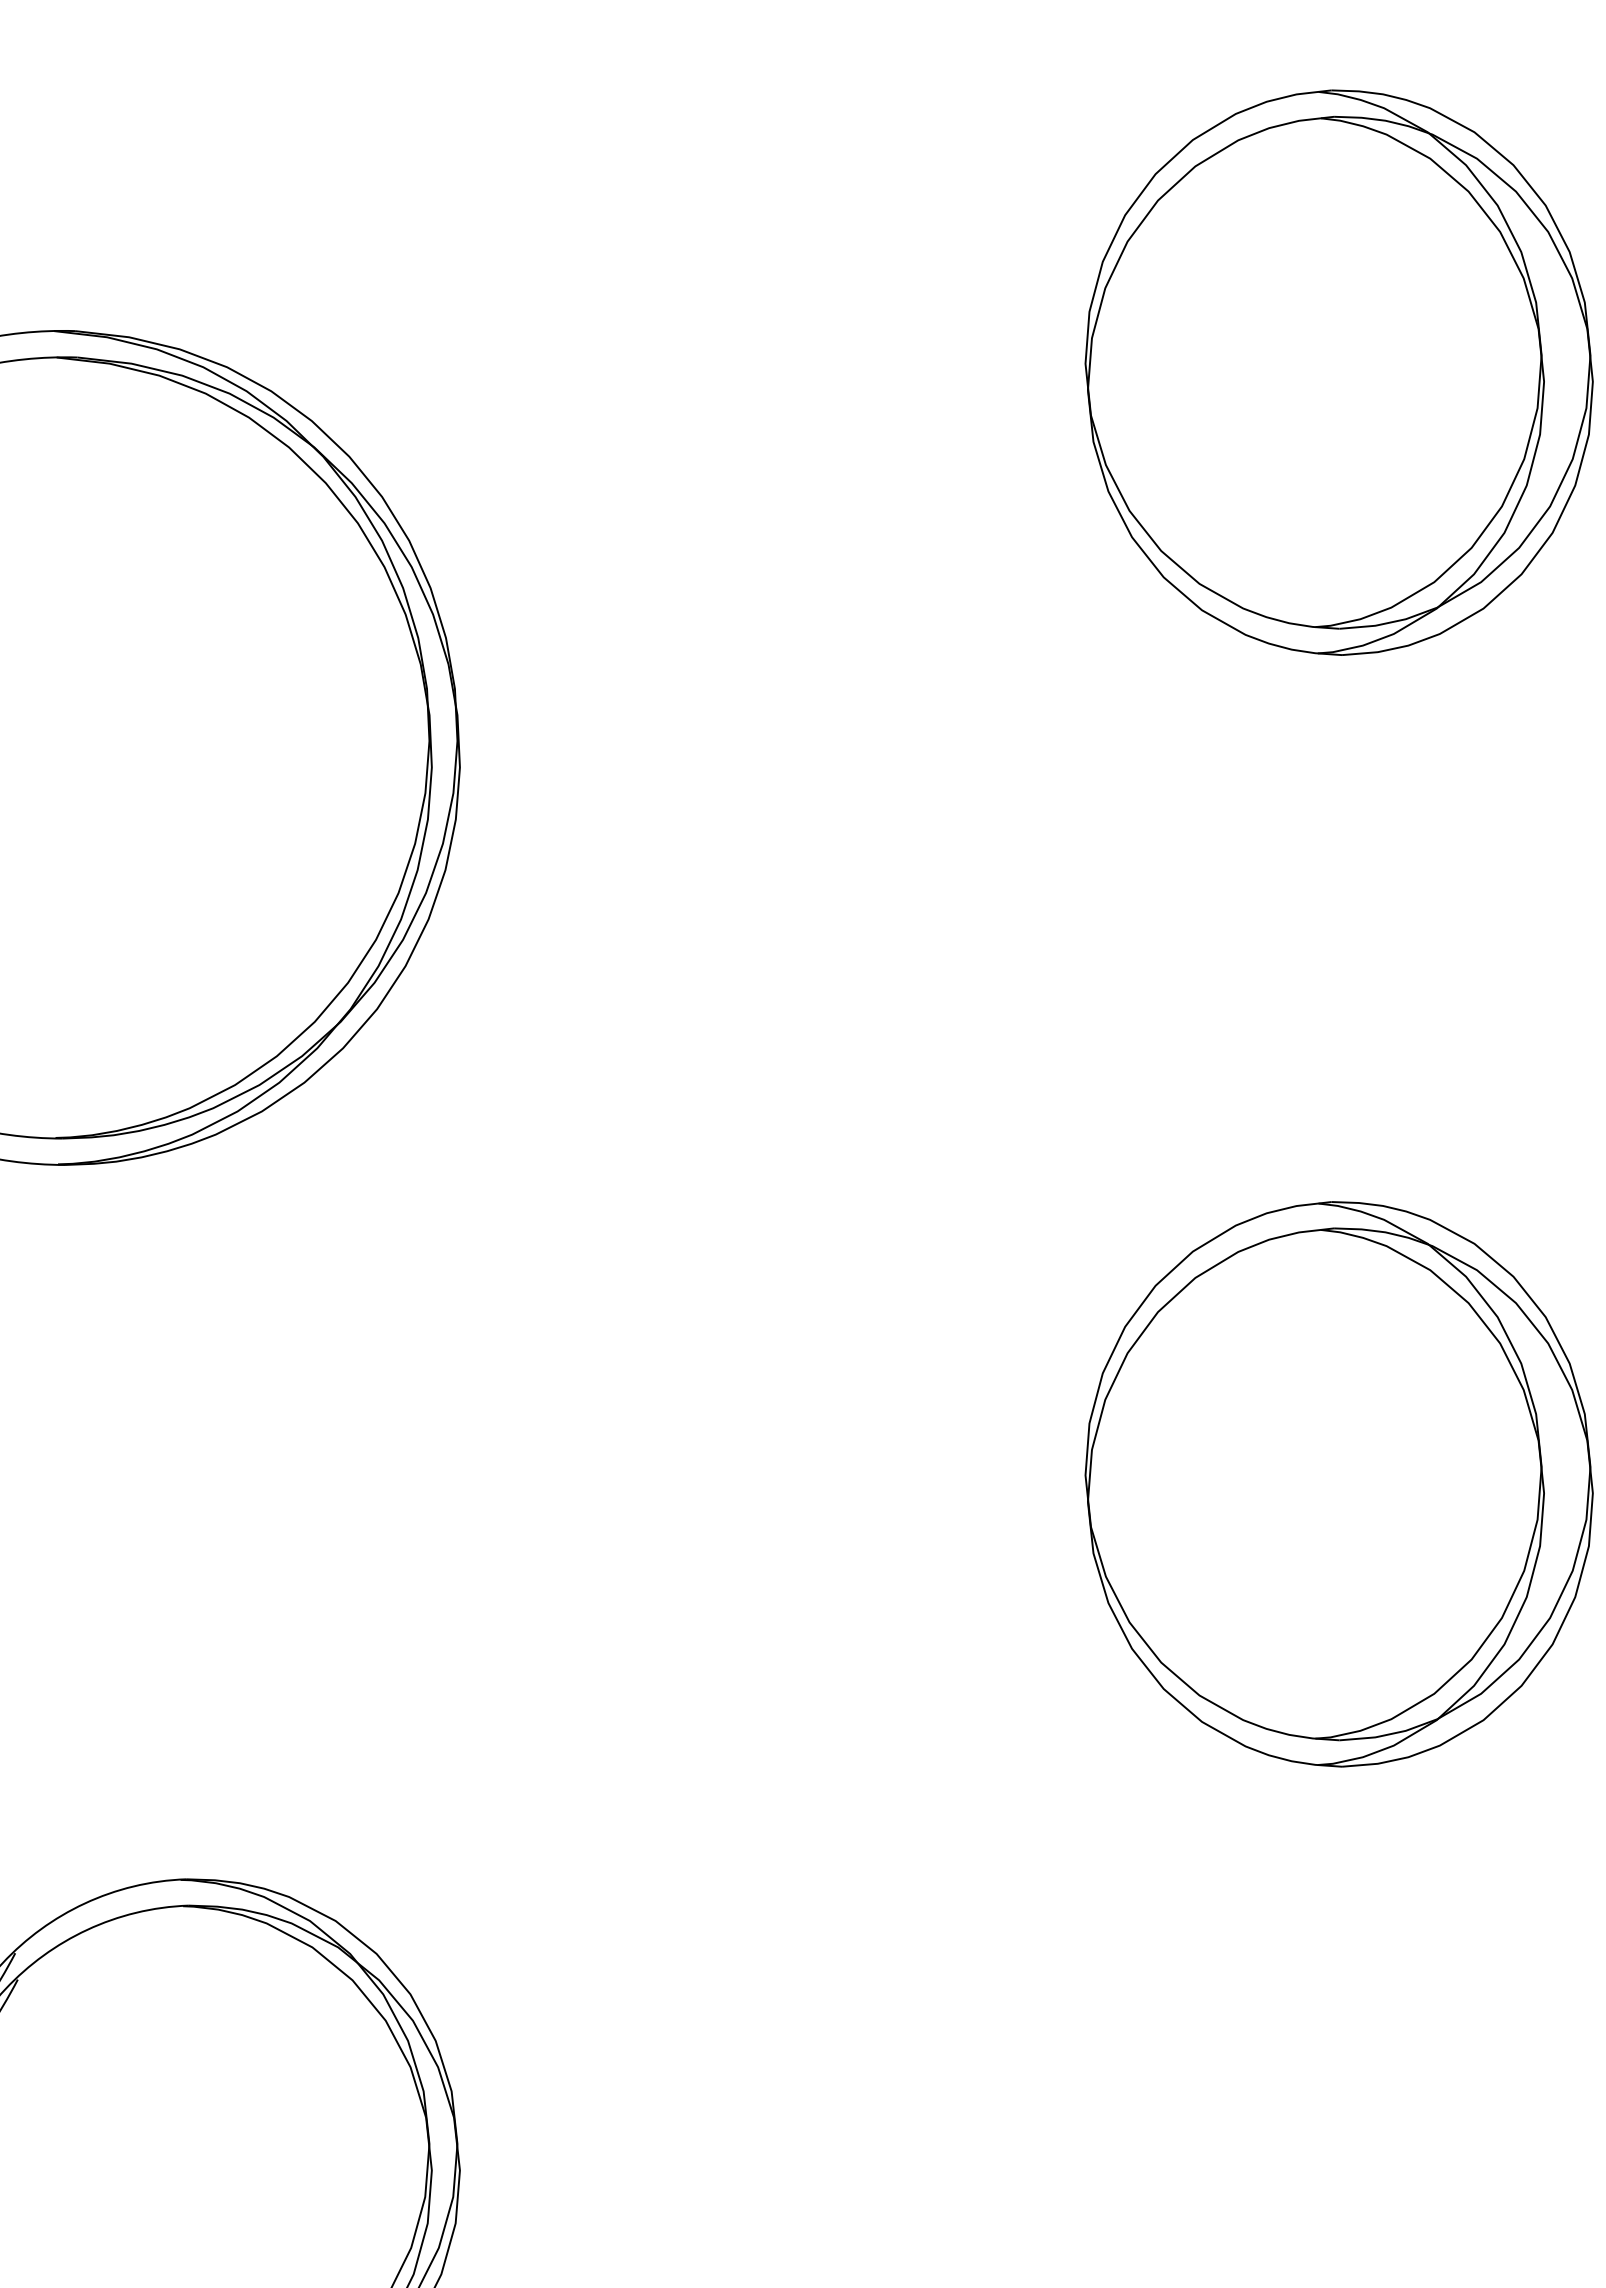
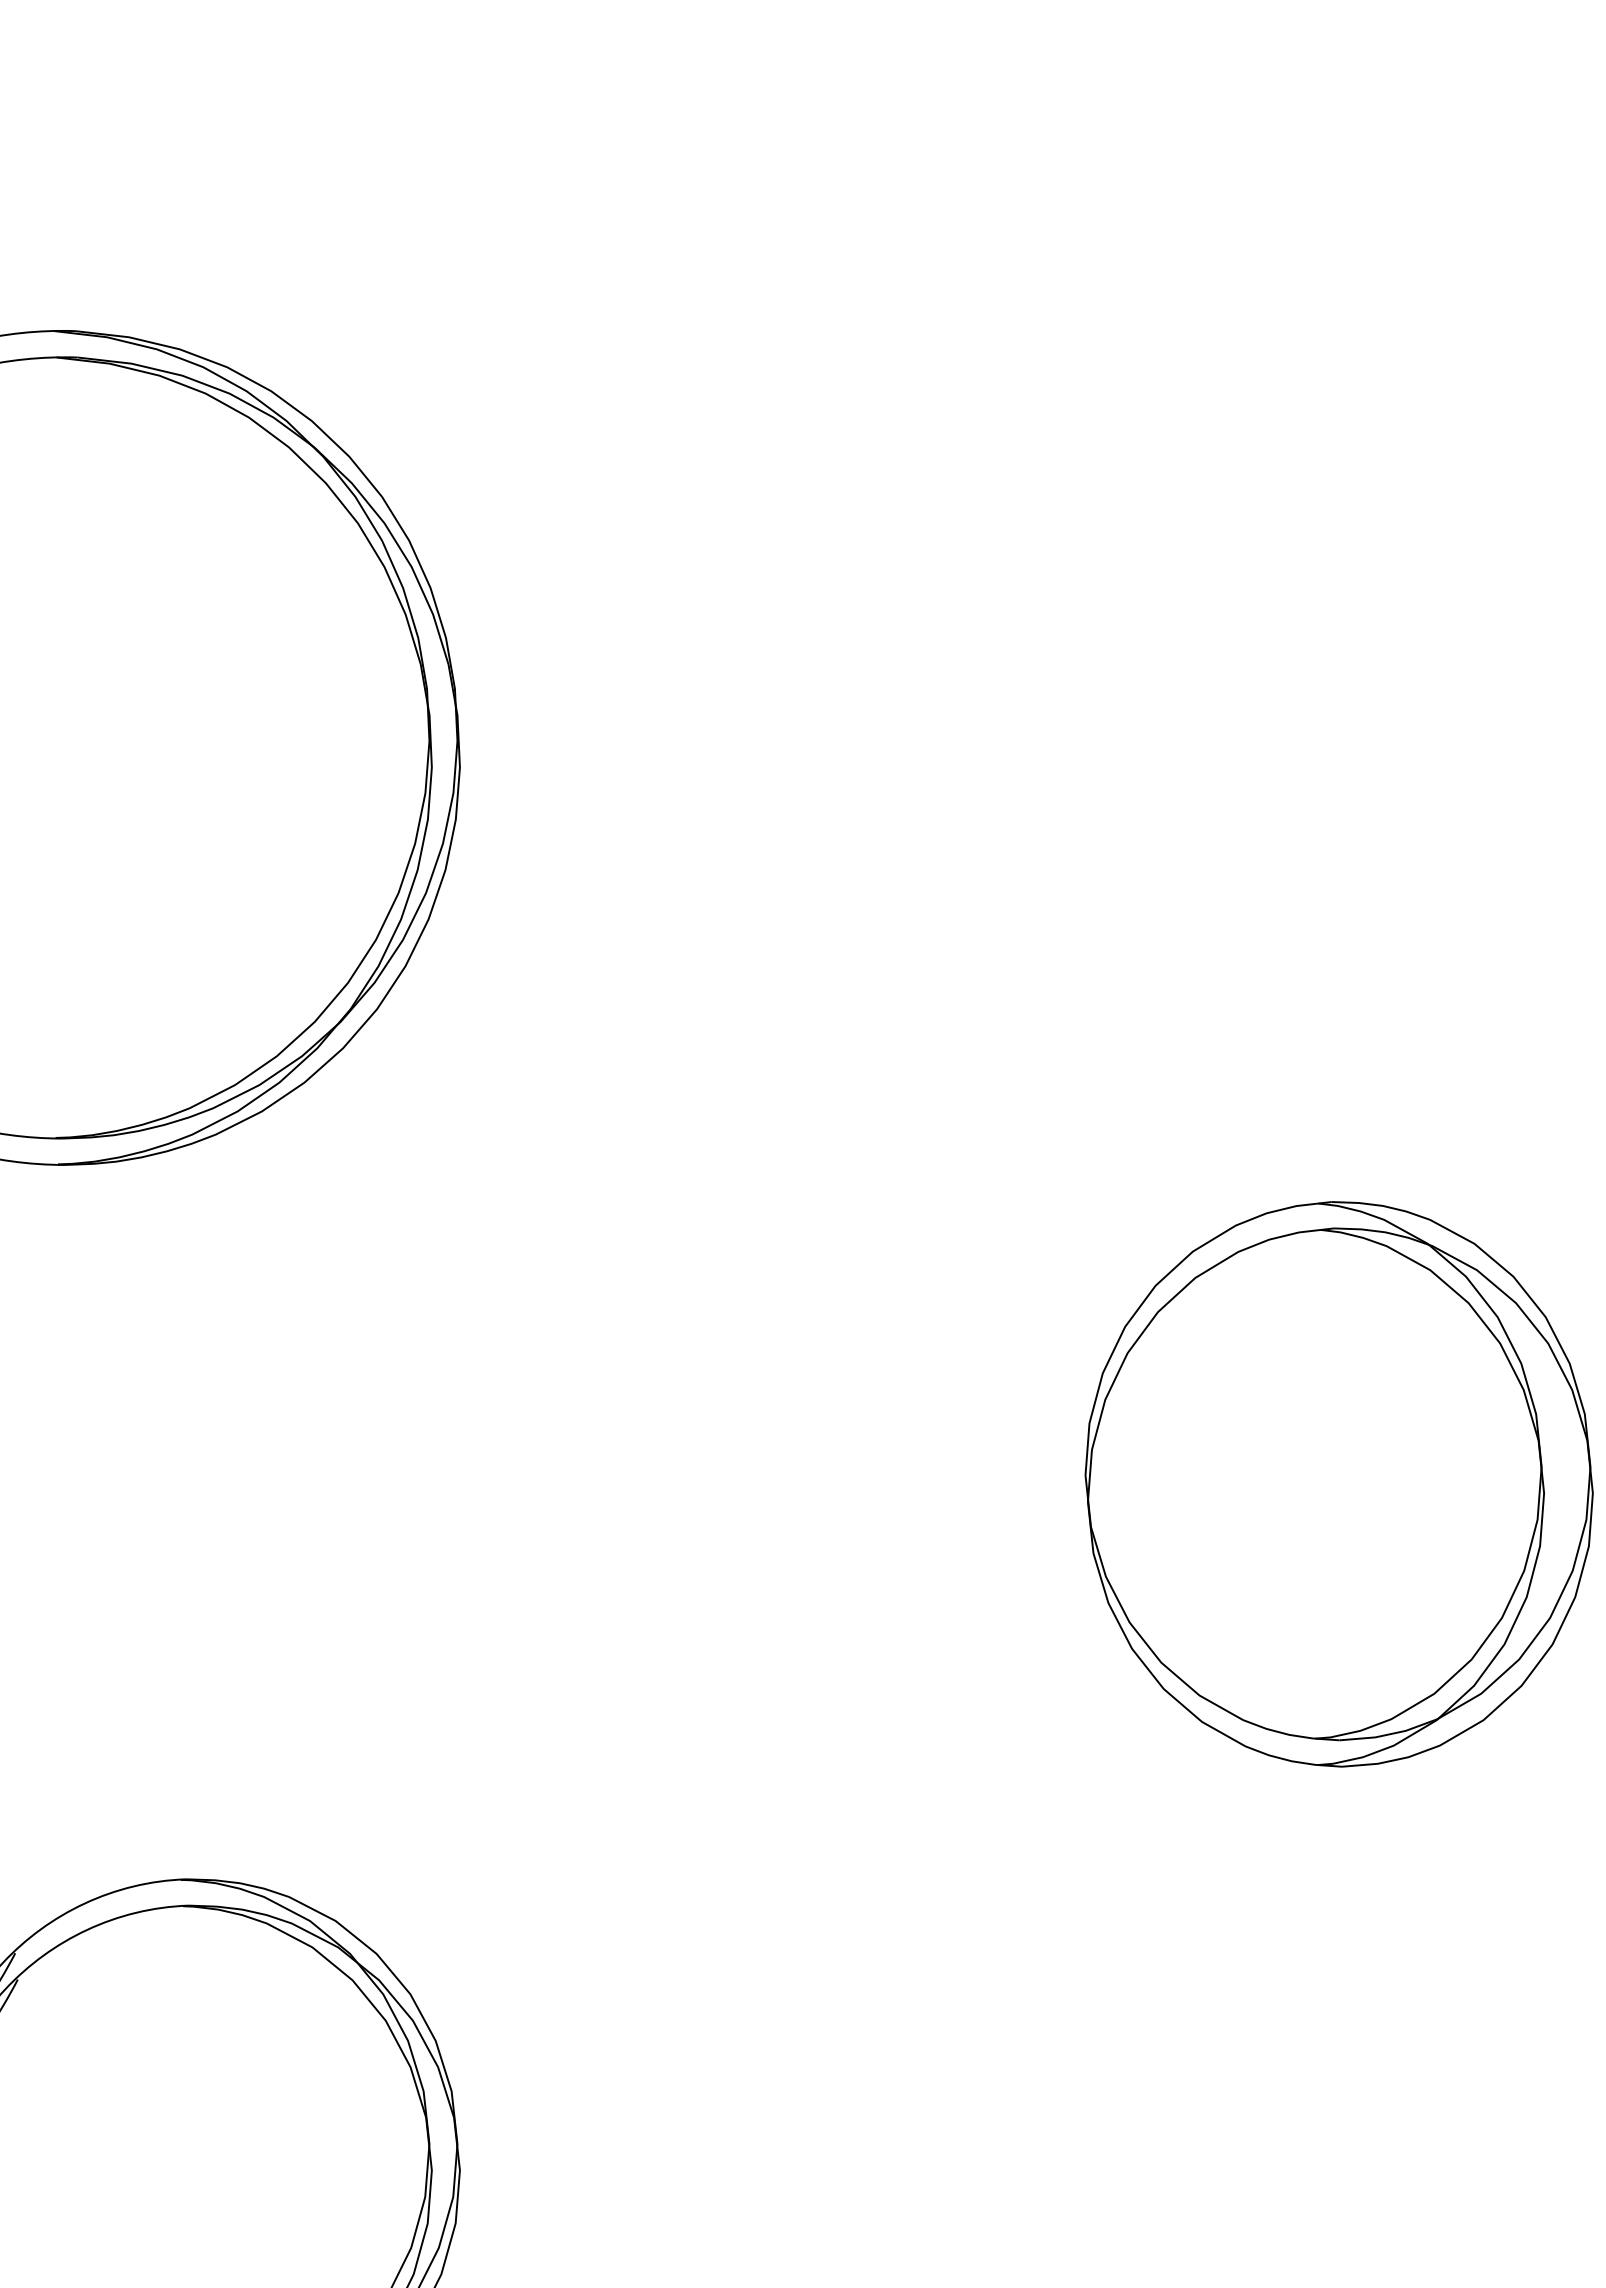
part: present -> none (1338, 372)
